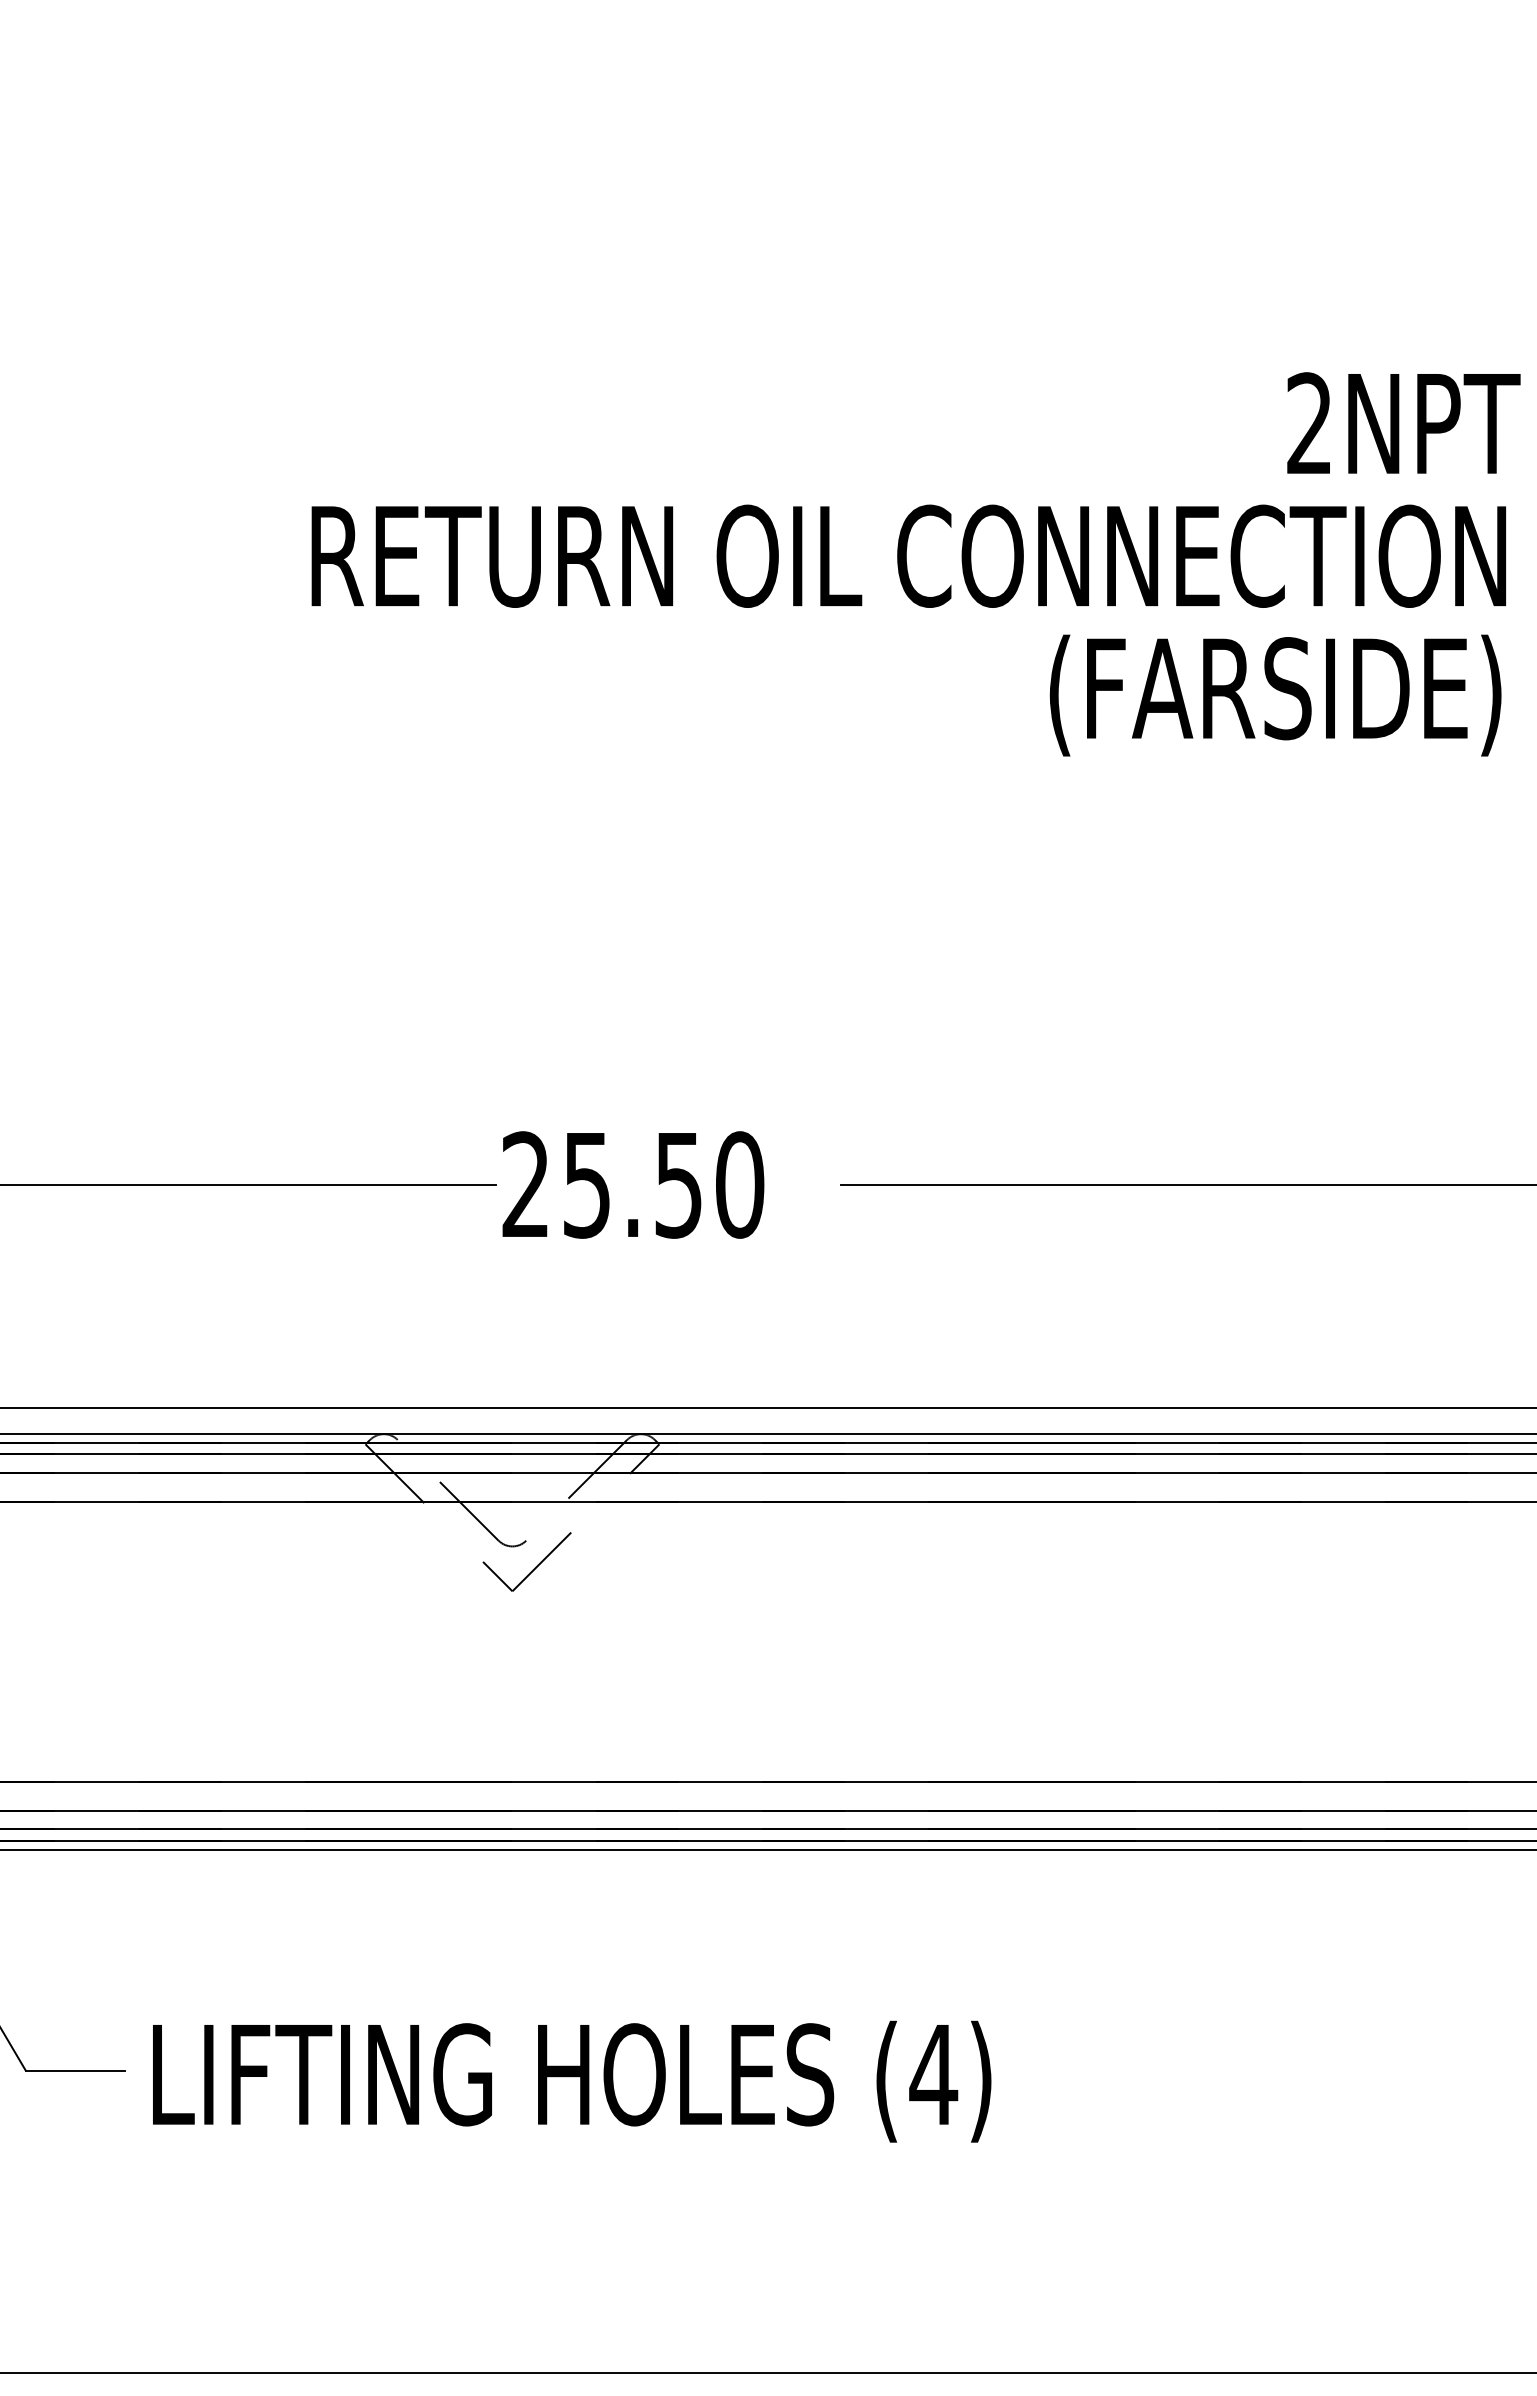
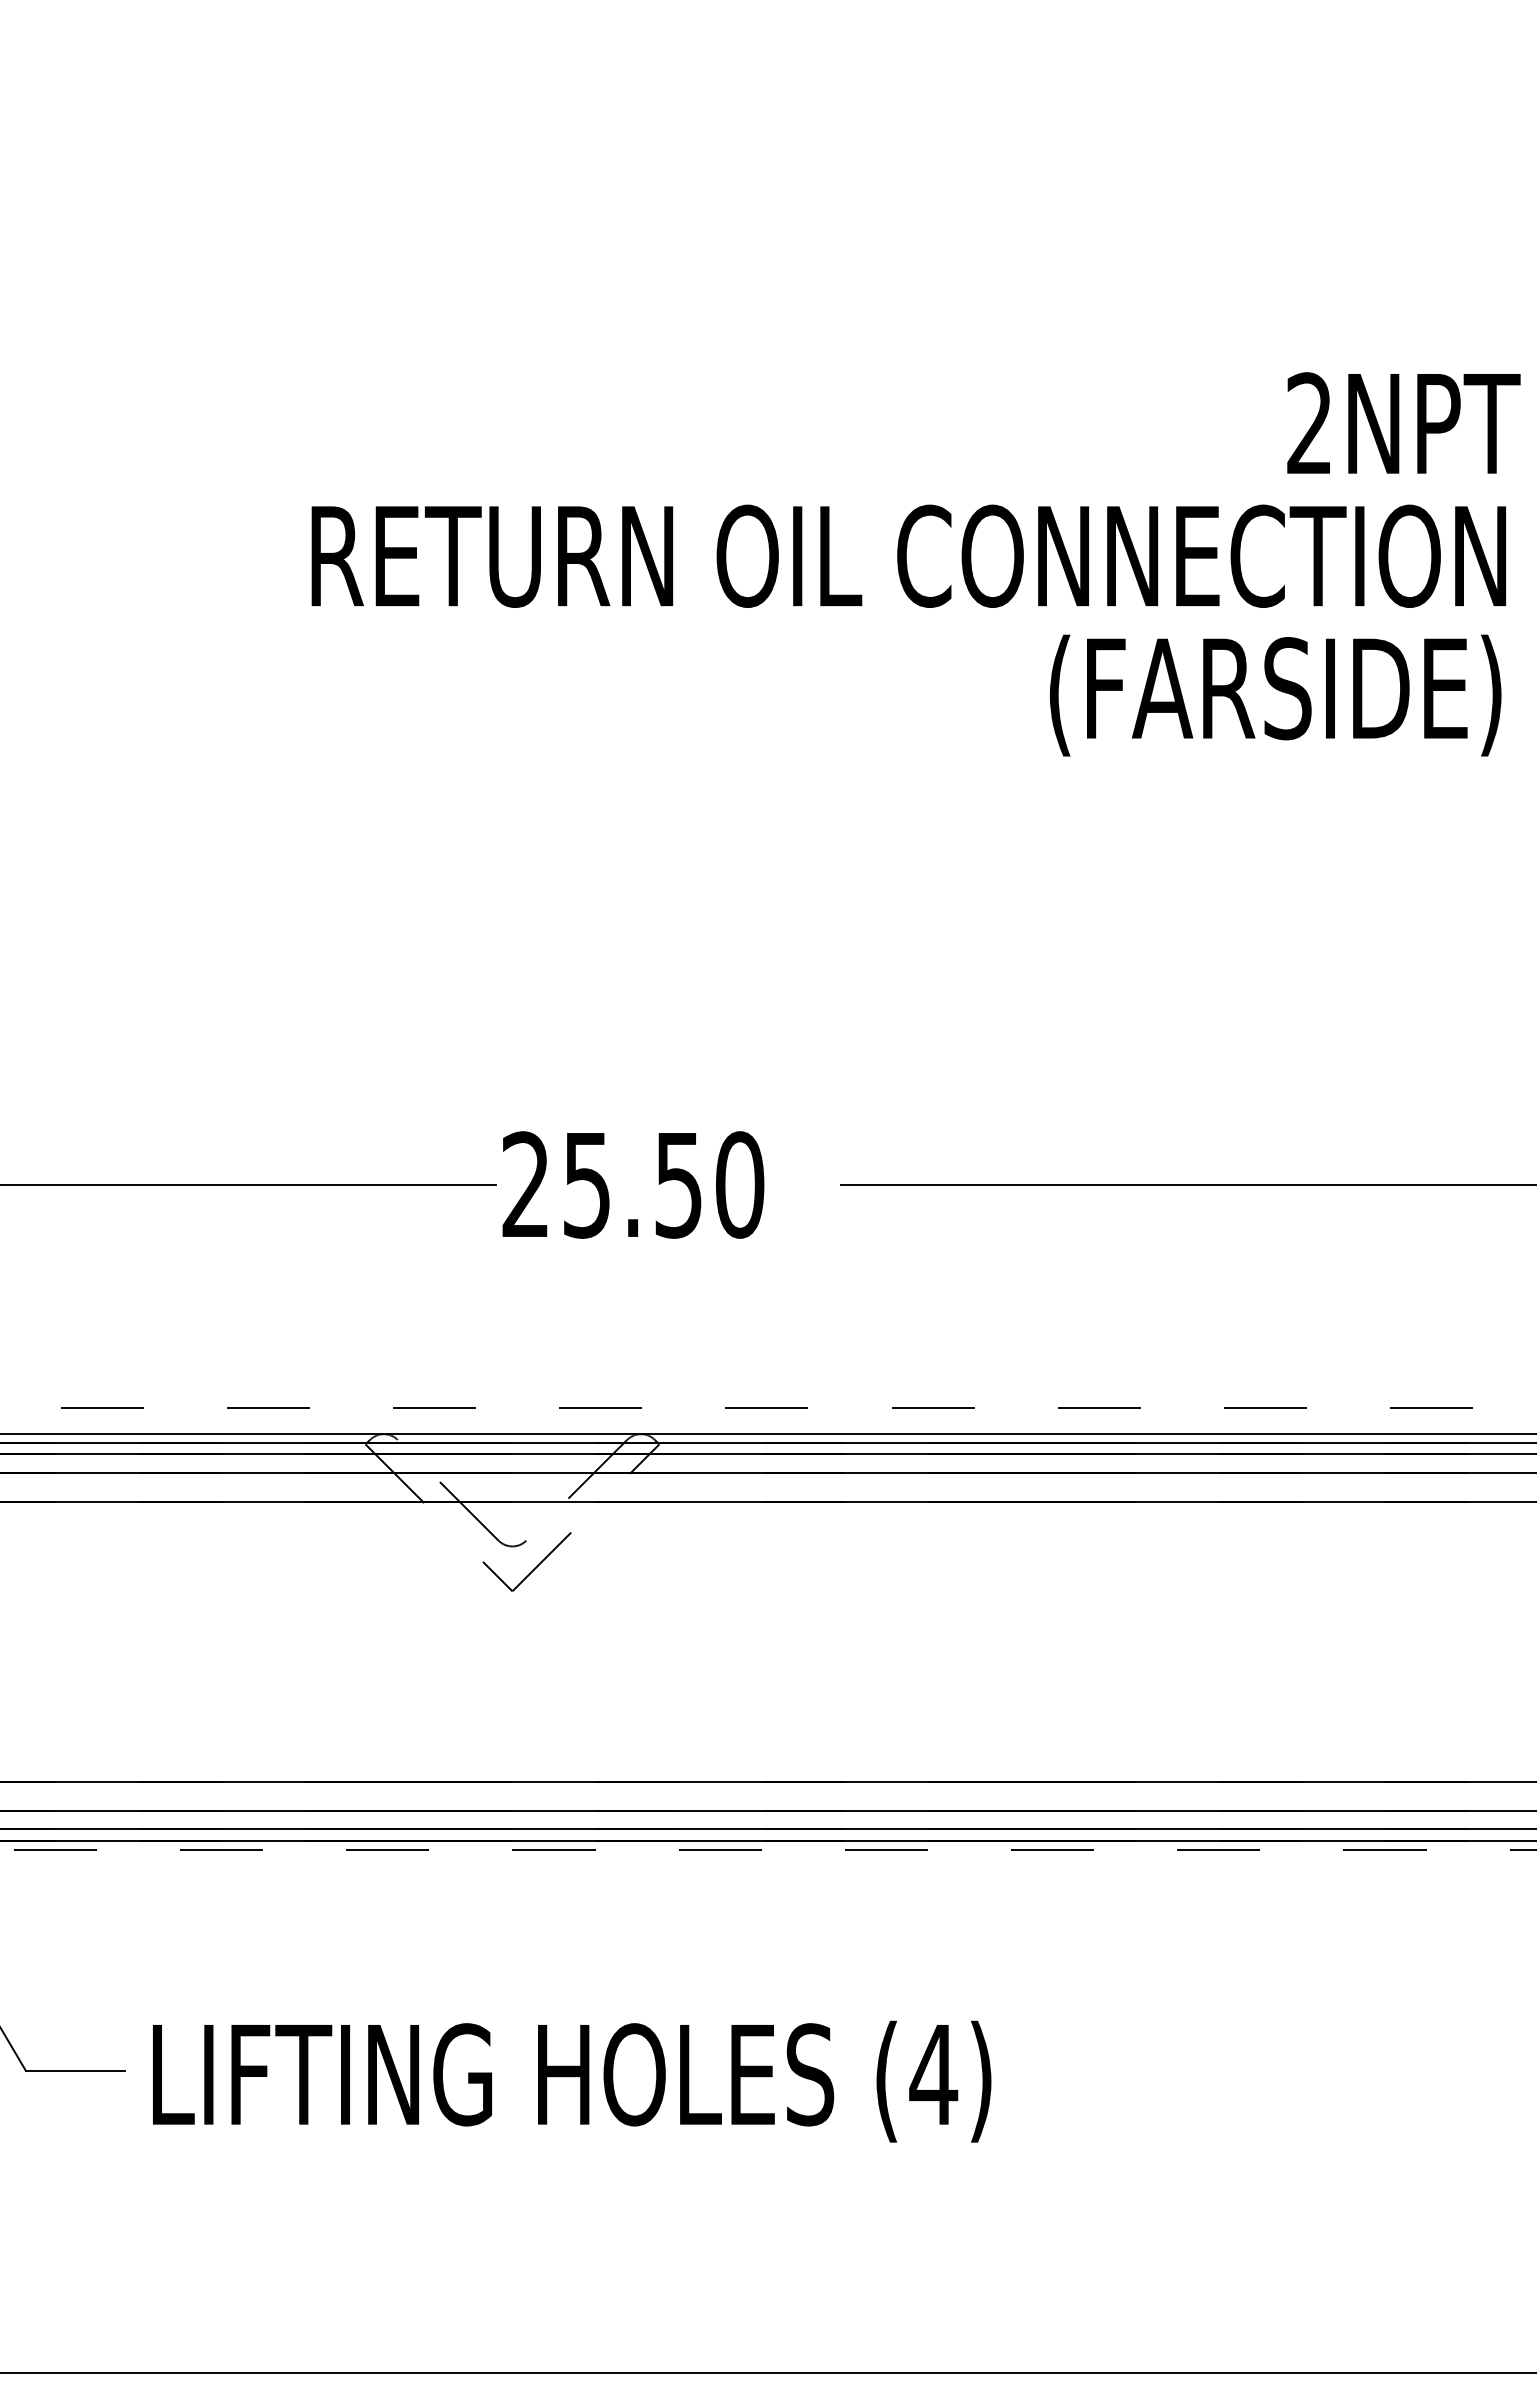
line: solid -> dashed (768, 1408)
line: solid -> dashed (768, 1849)
